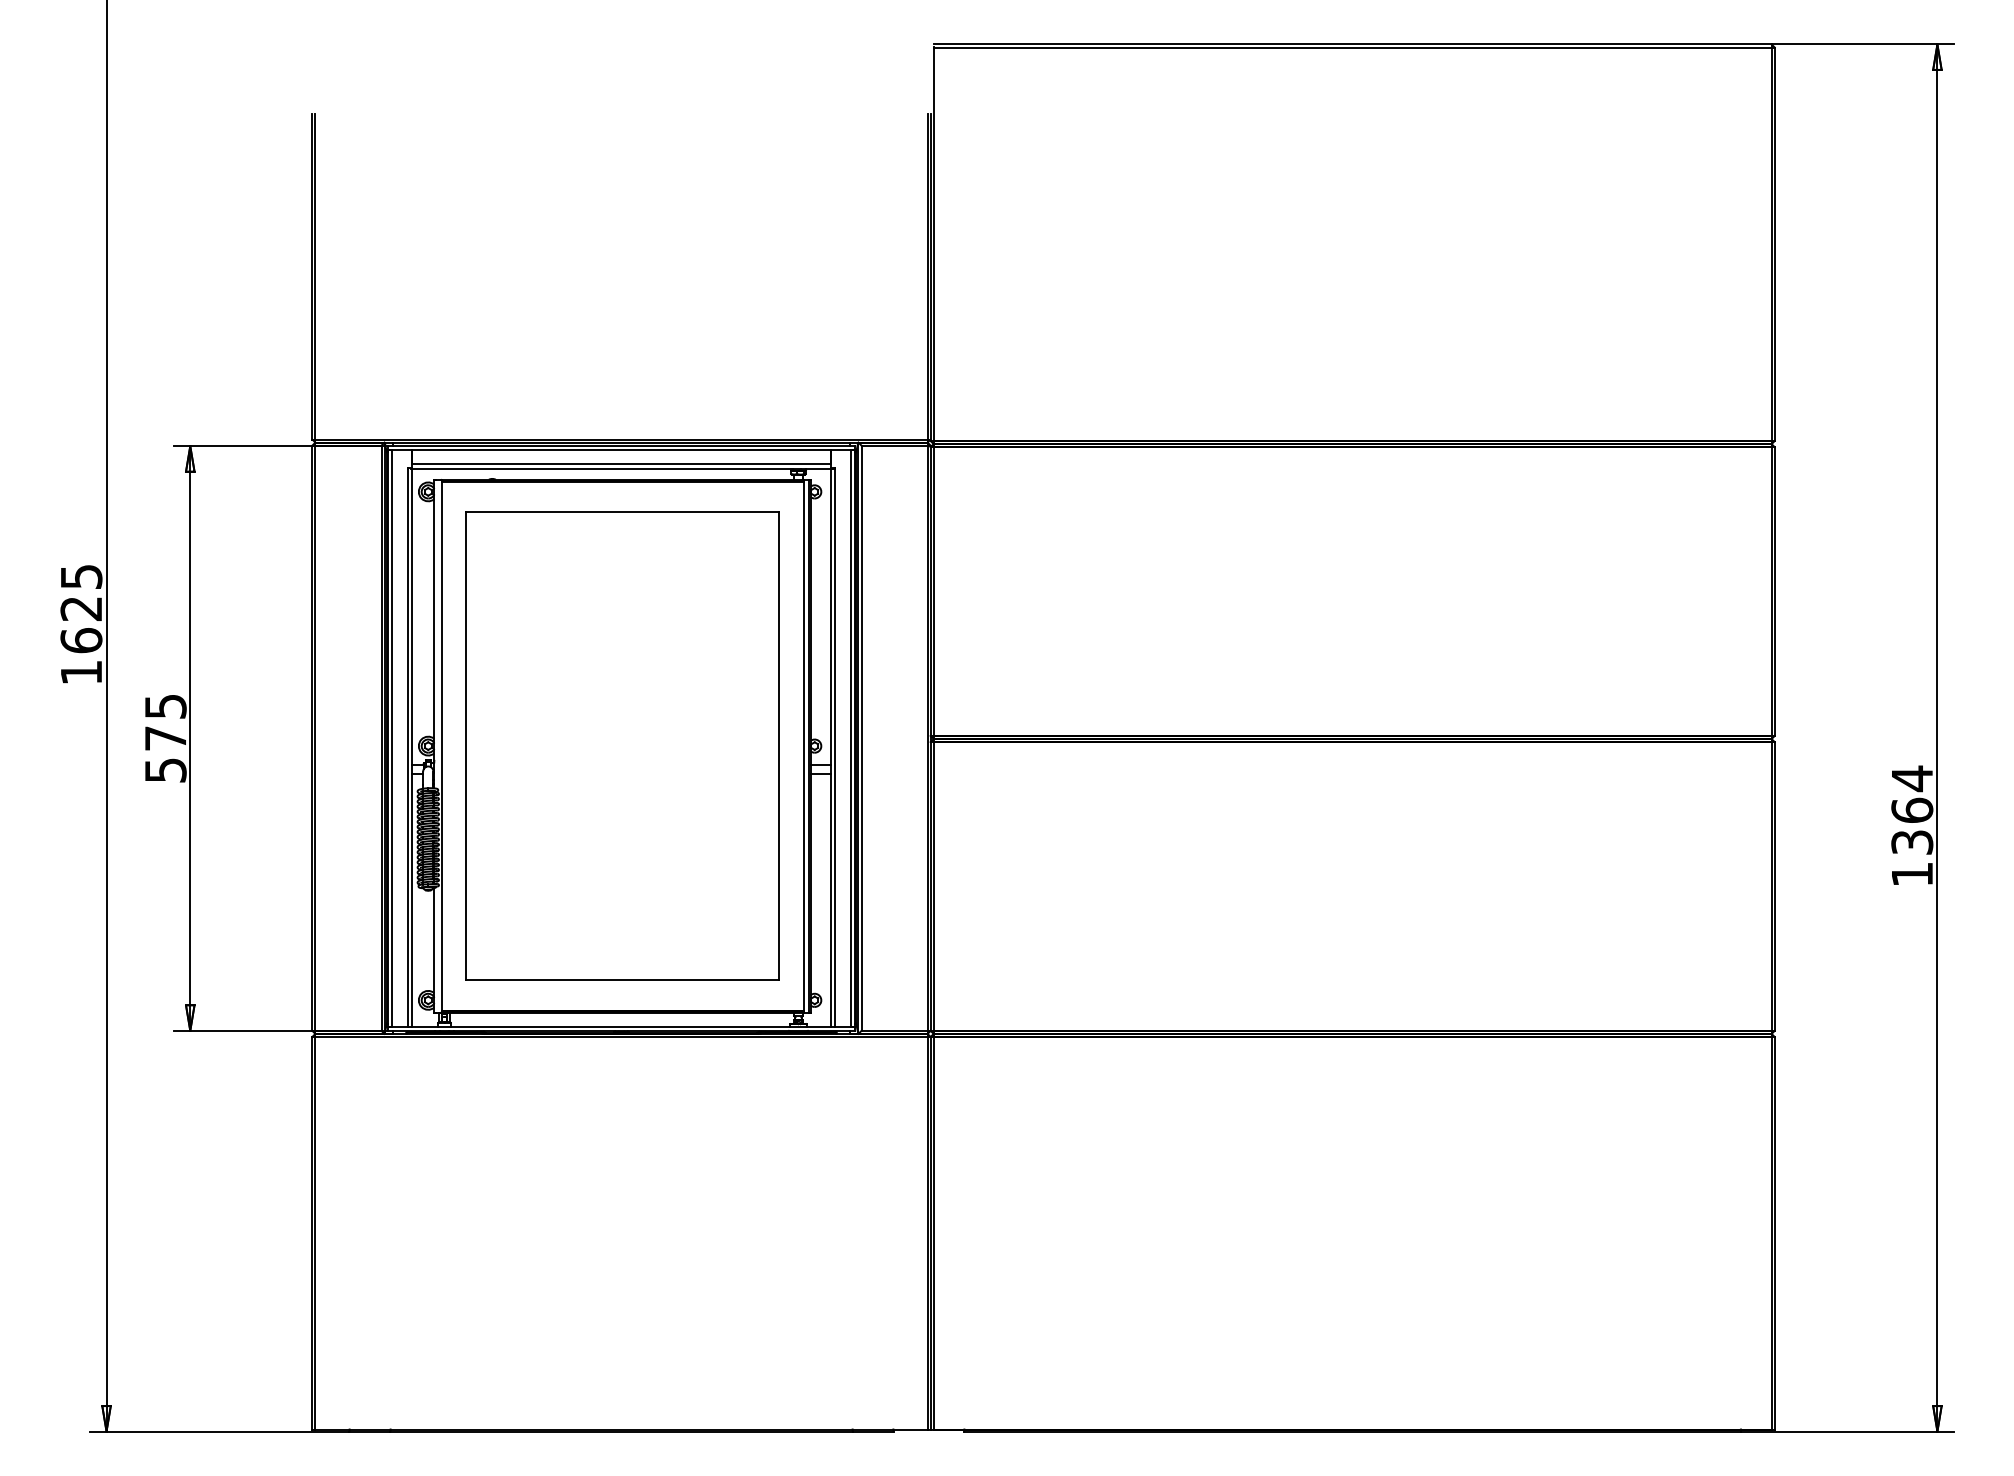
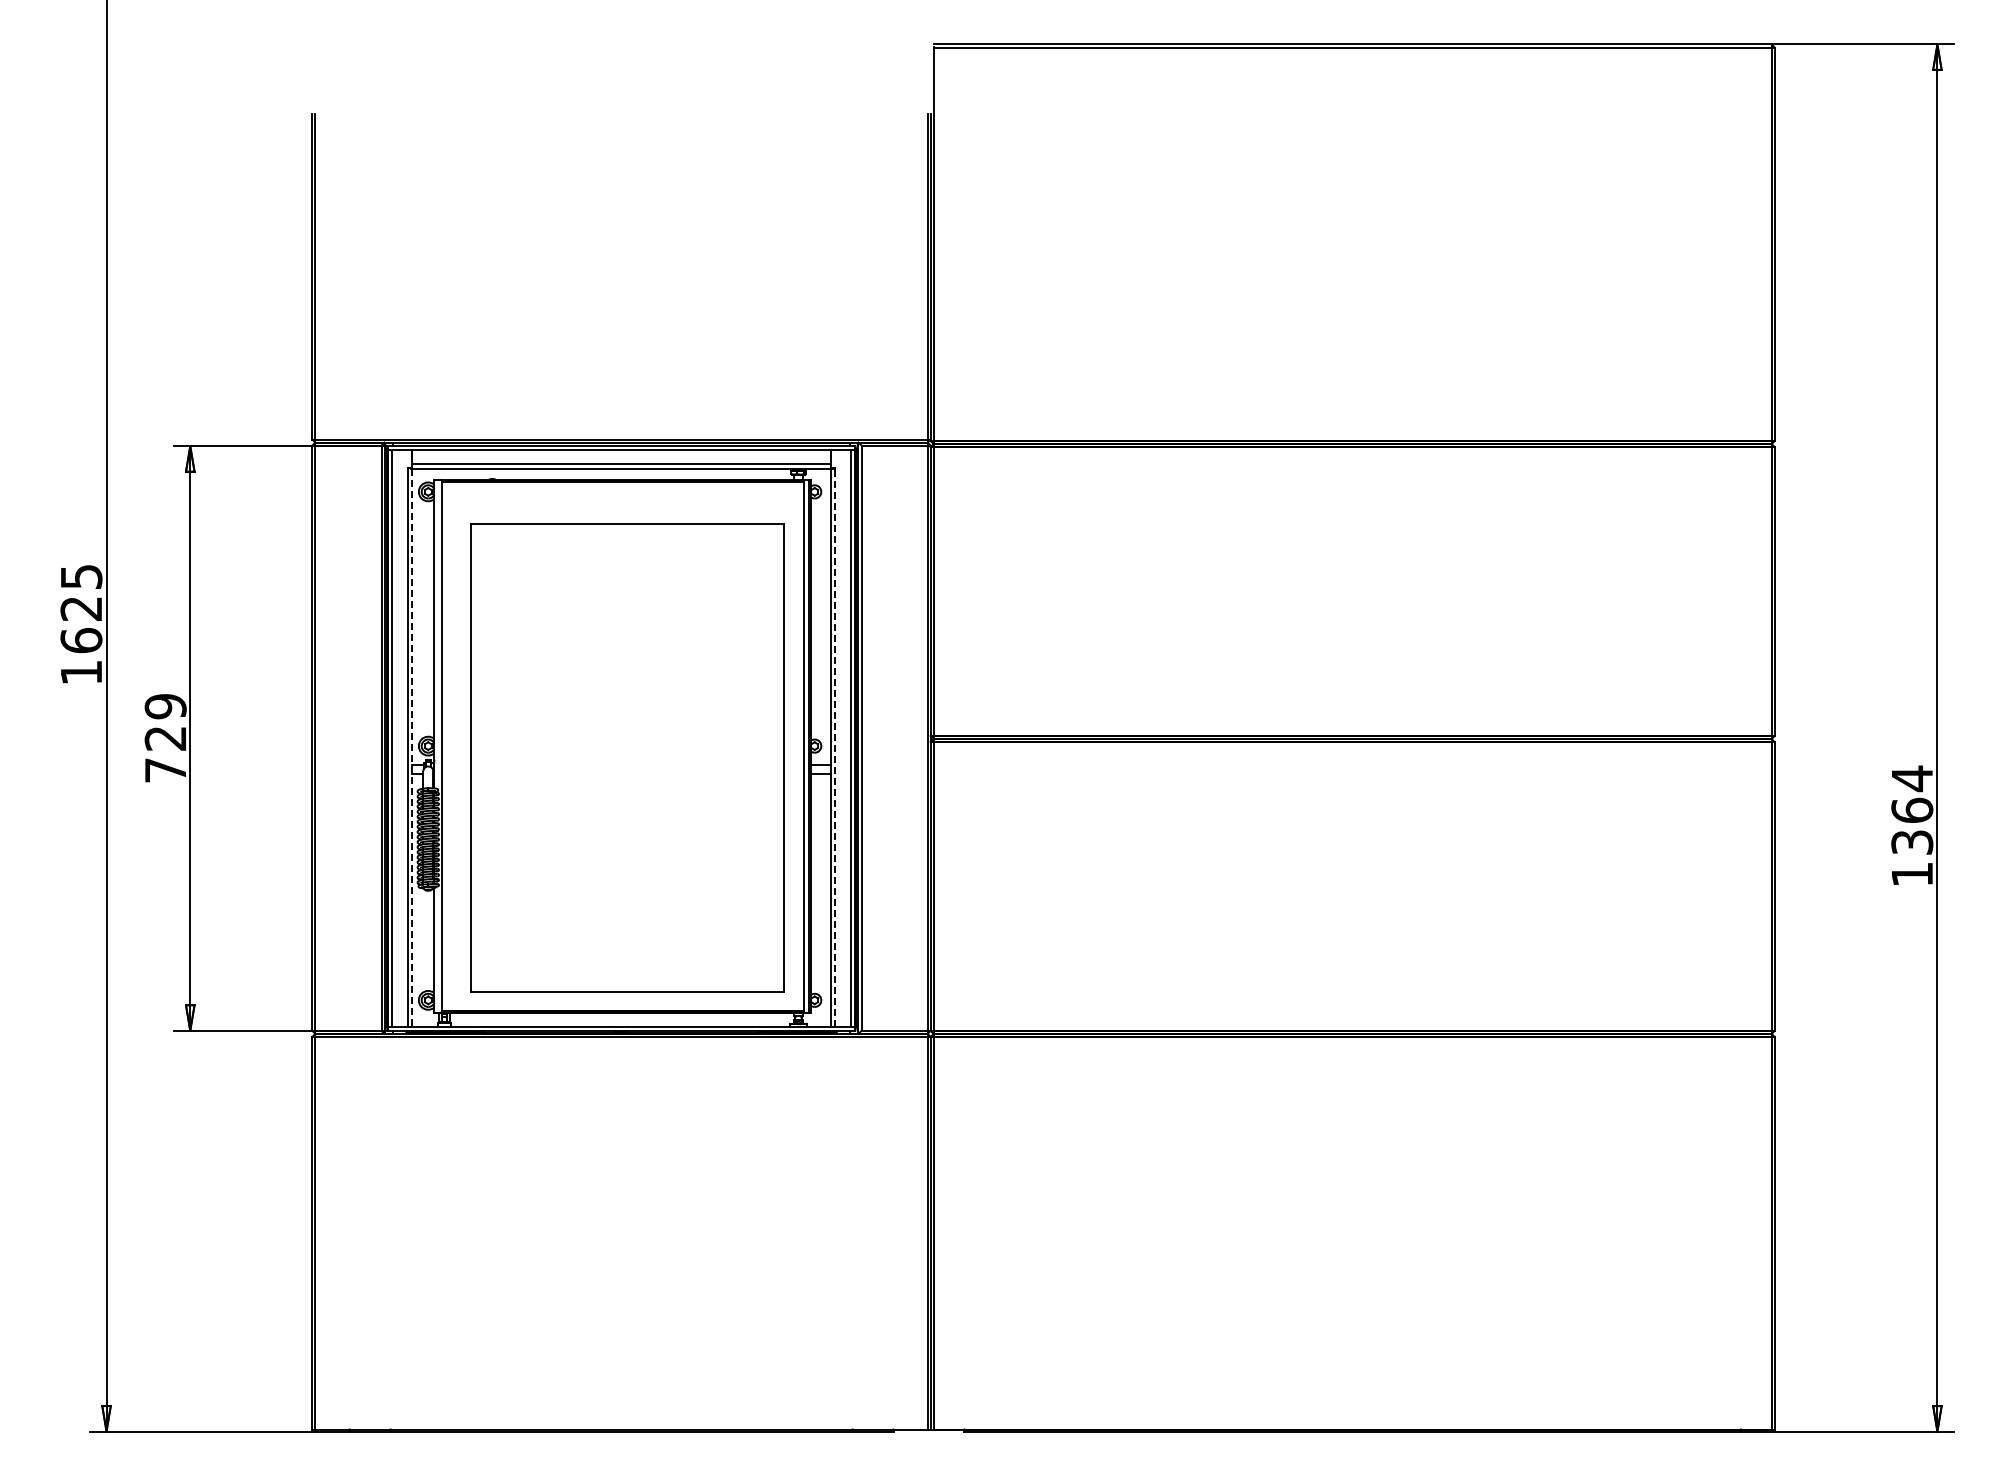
text: 575 -> 729 (165, 738)
part position: (622, 745) -> (627, 757) (627, 757)
line: solid -> dashed (835, 747)
line: solid -> dashed (412, 748)
